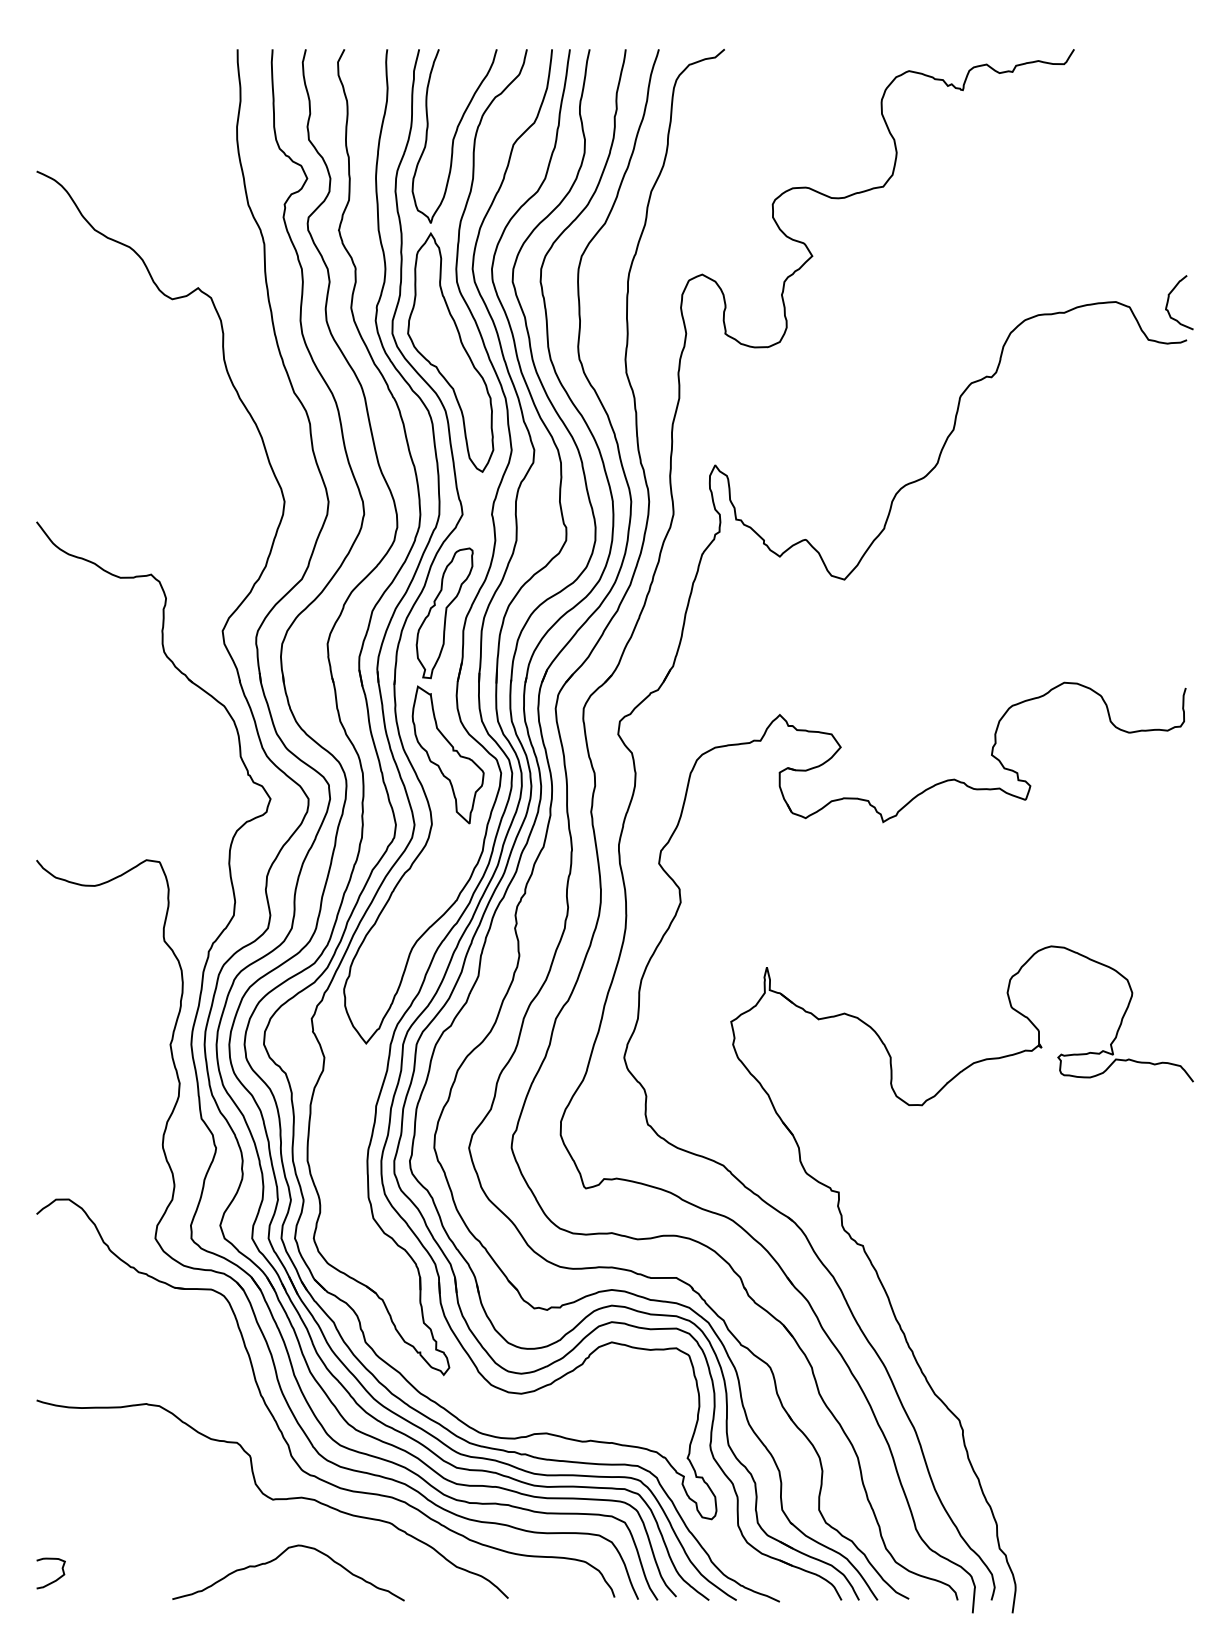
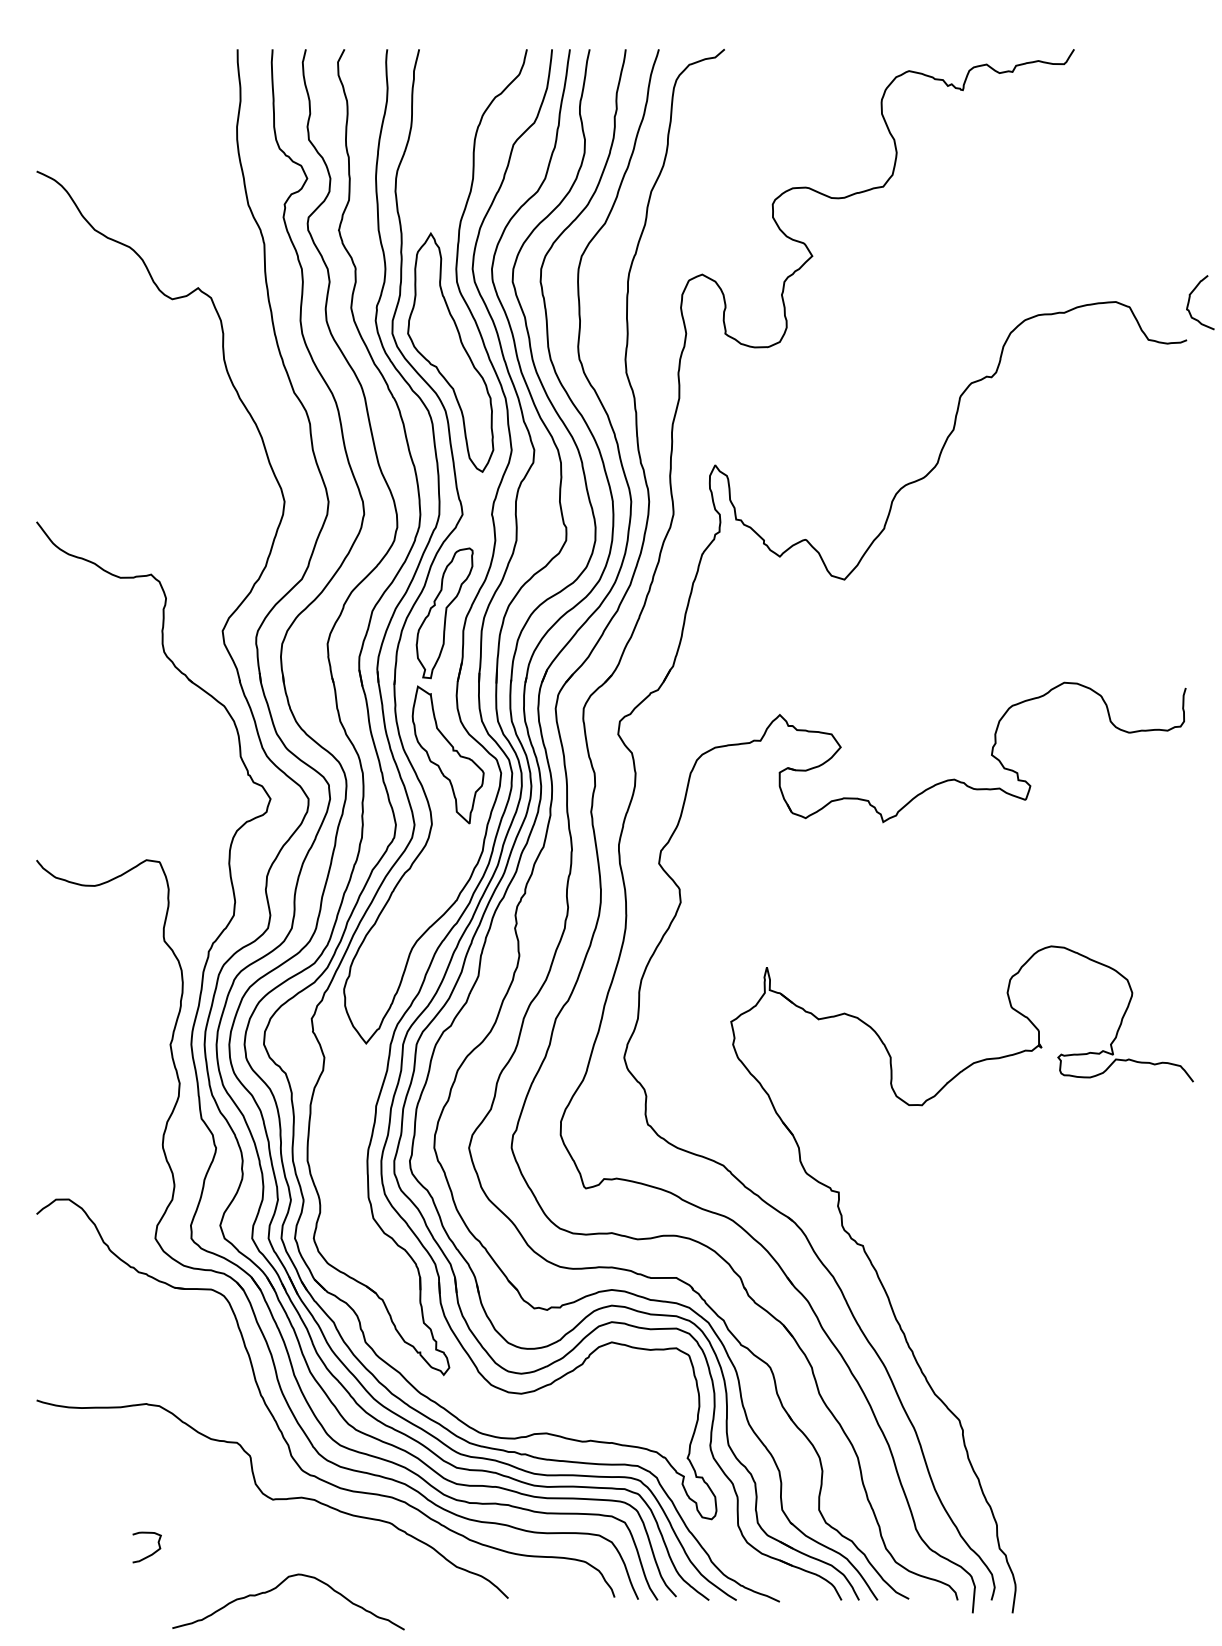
curve: present -> none (454, 136)
curve position: (1169, 299) -> (1190, 299) (1190, 299)
curve position: (276, 1559) -> (276, 1588) (276, 1588)
curve position: (55, 1579) -> (151, 1553) (151, 1553)
